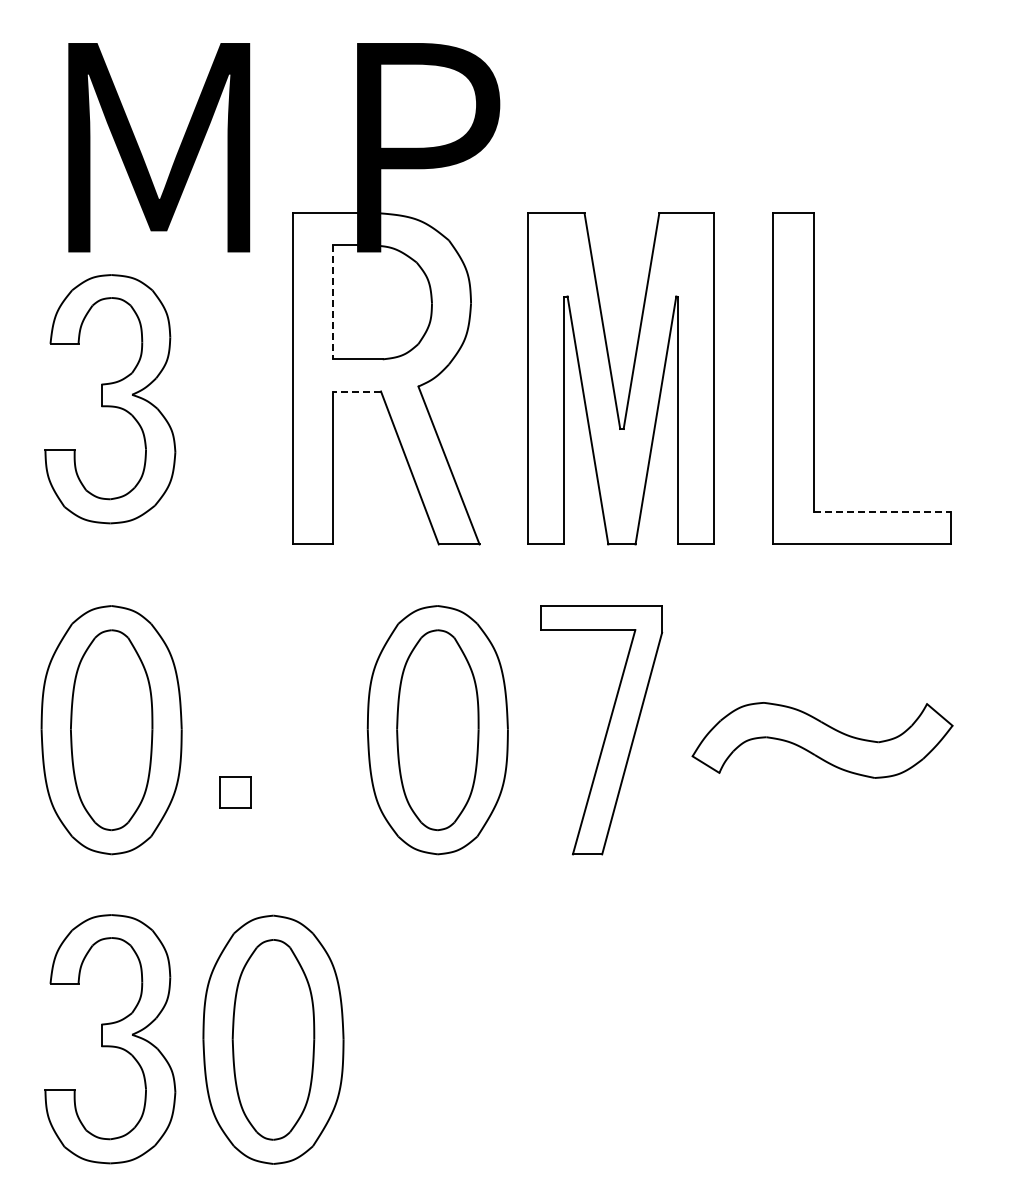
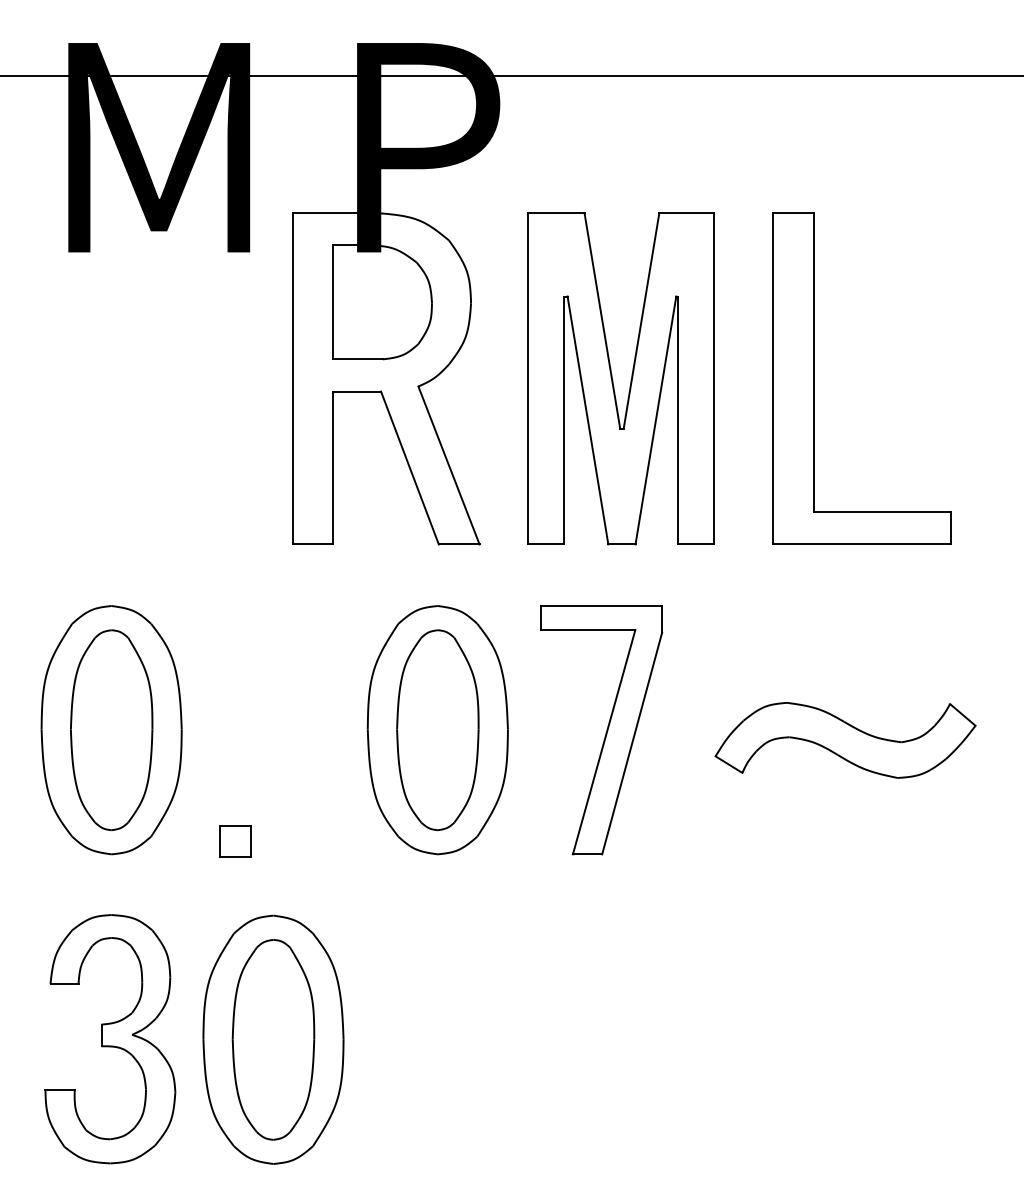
line: none -> present (511, 76)
line: dashed -> solid (333, 302)
line: dashed -> solid (357, 391)
part: present -> none (110, 399)
line: dashed -> solid (882, 512)
part position: (822, 740) -> (845, 740) (845, 740)
part position: (235, 792) -> (235, 841) (235, 841)
